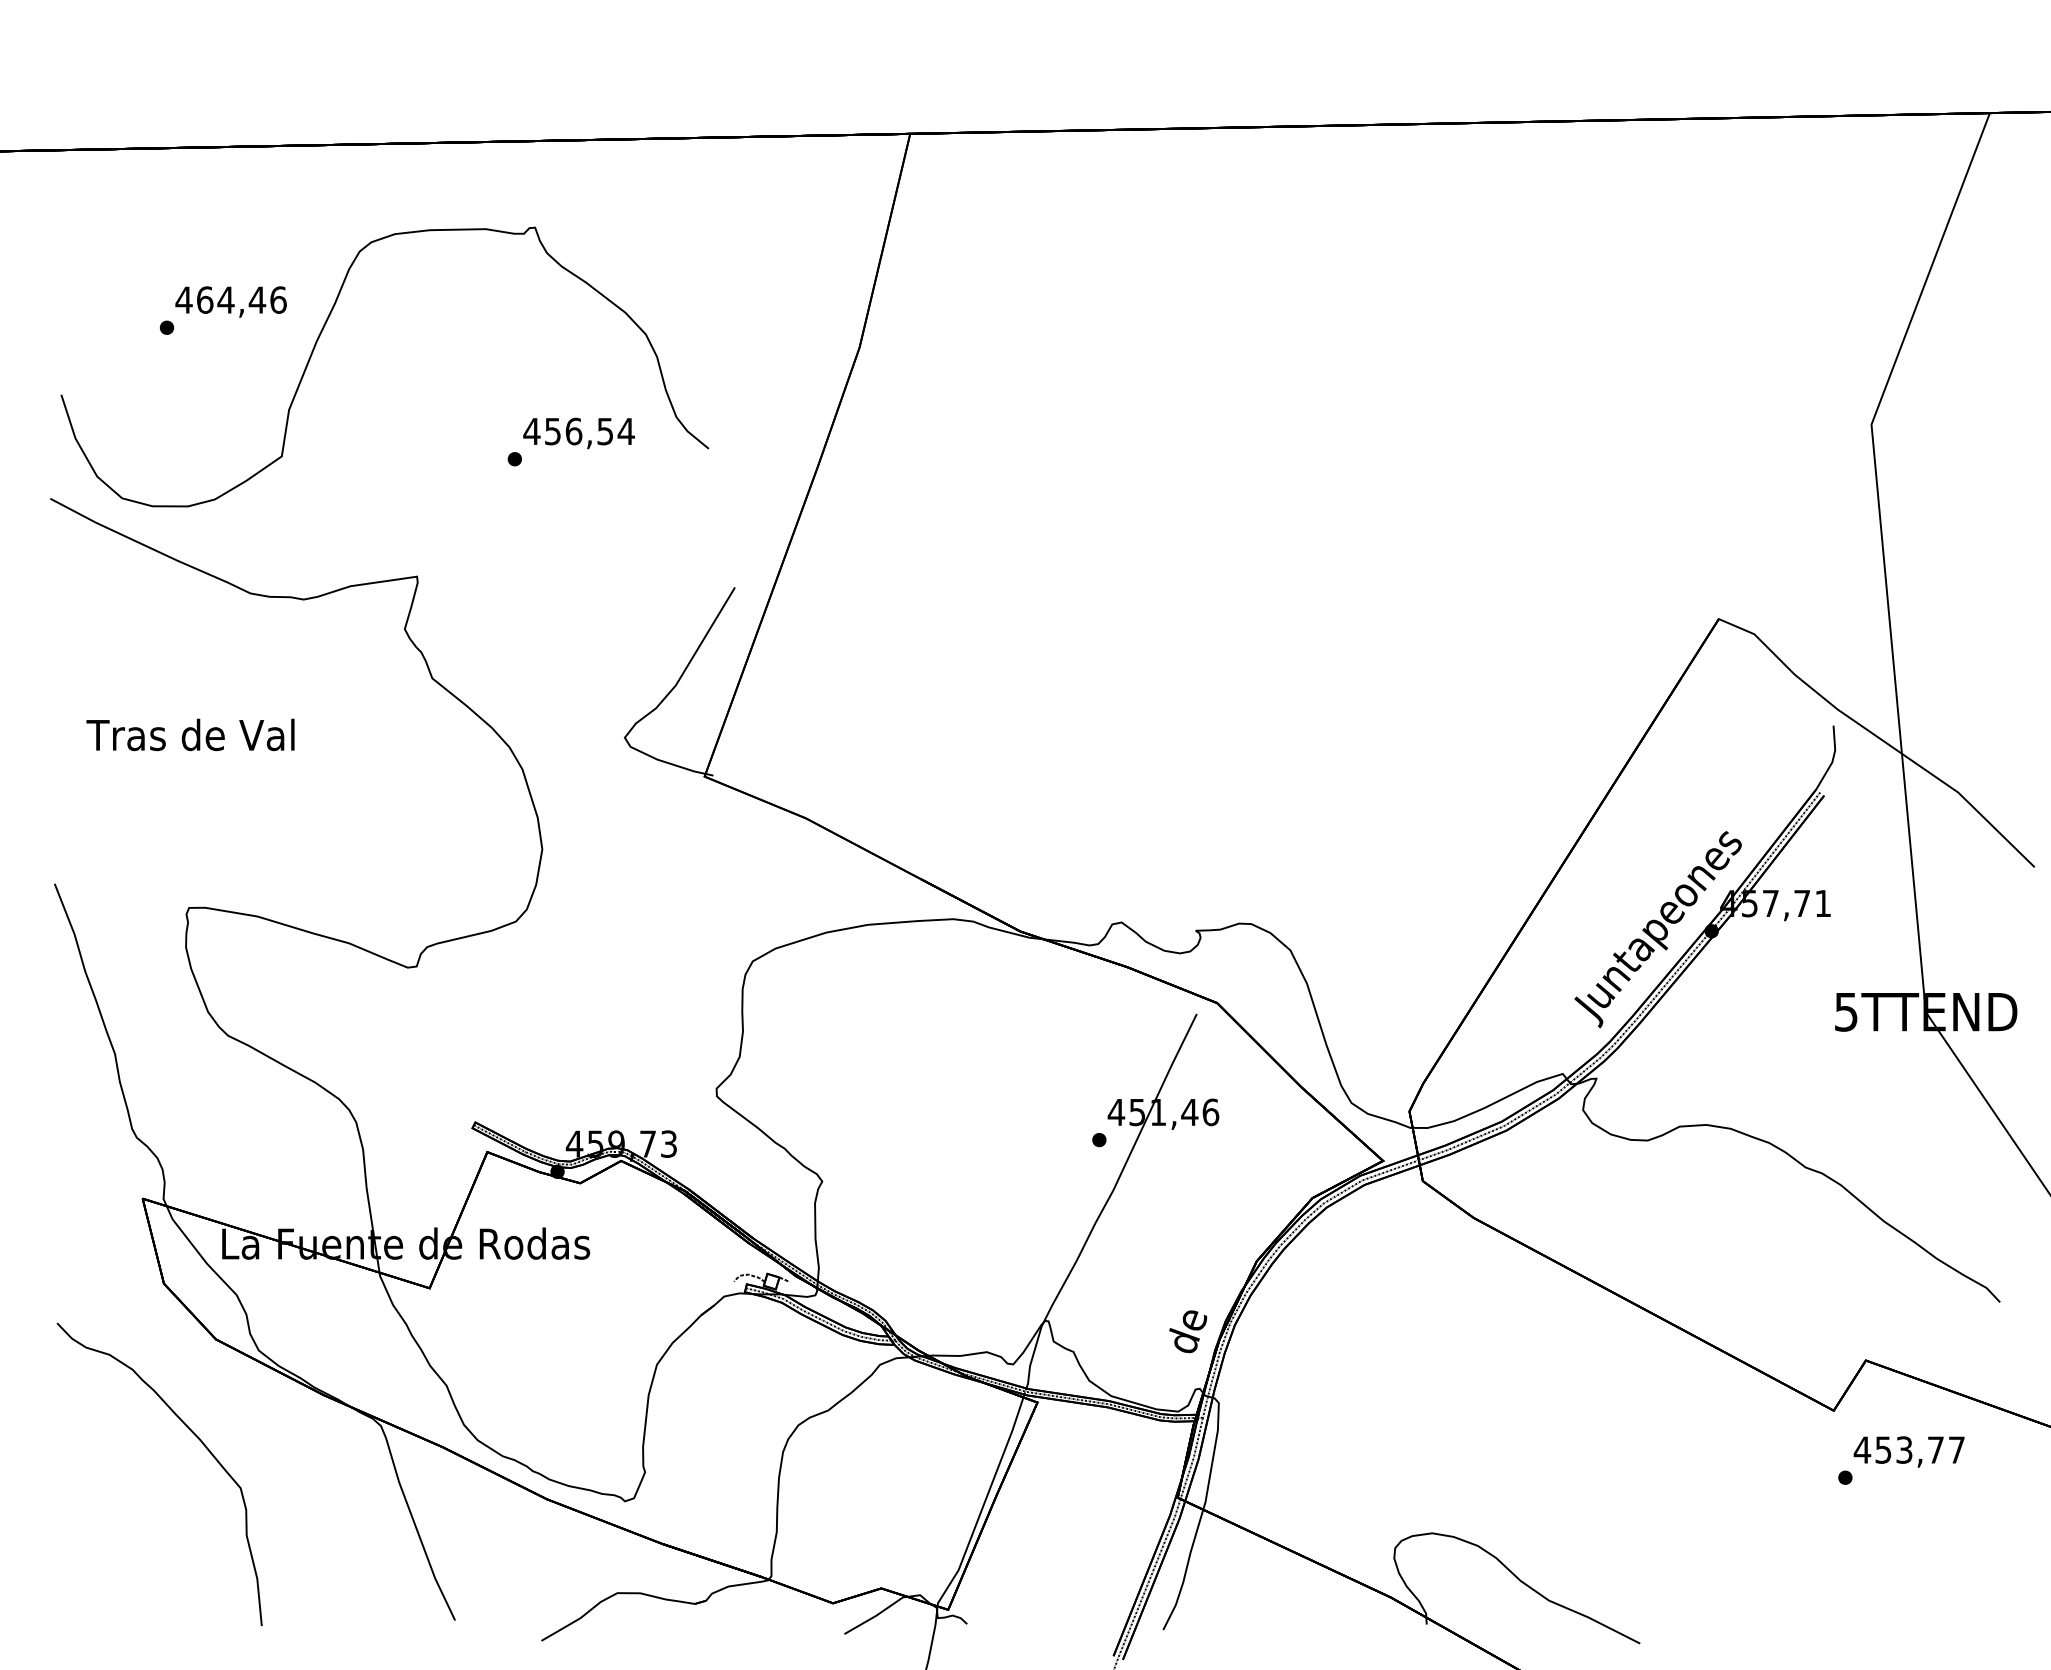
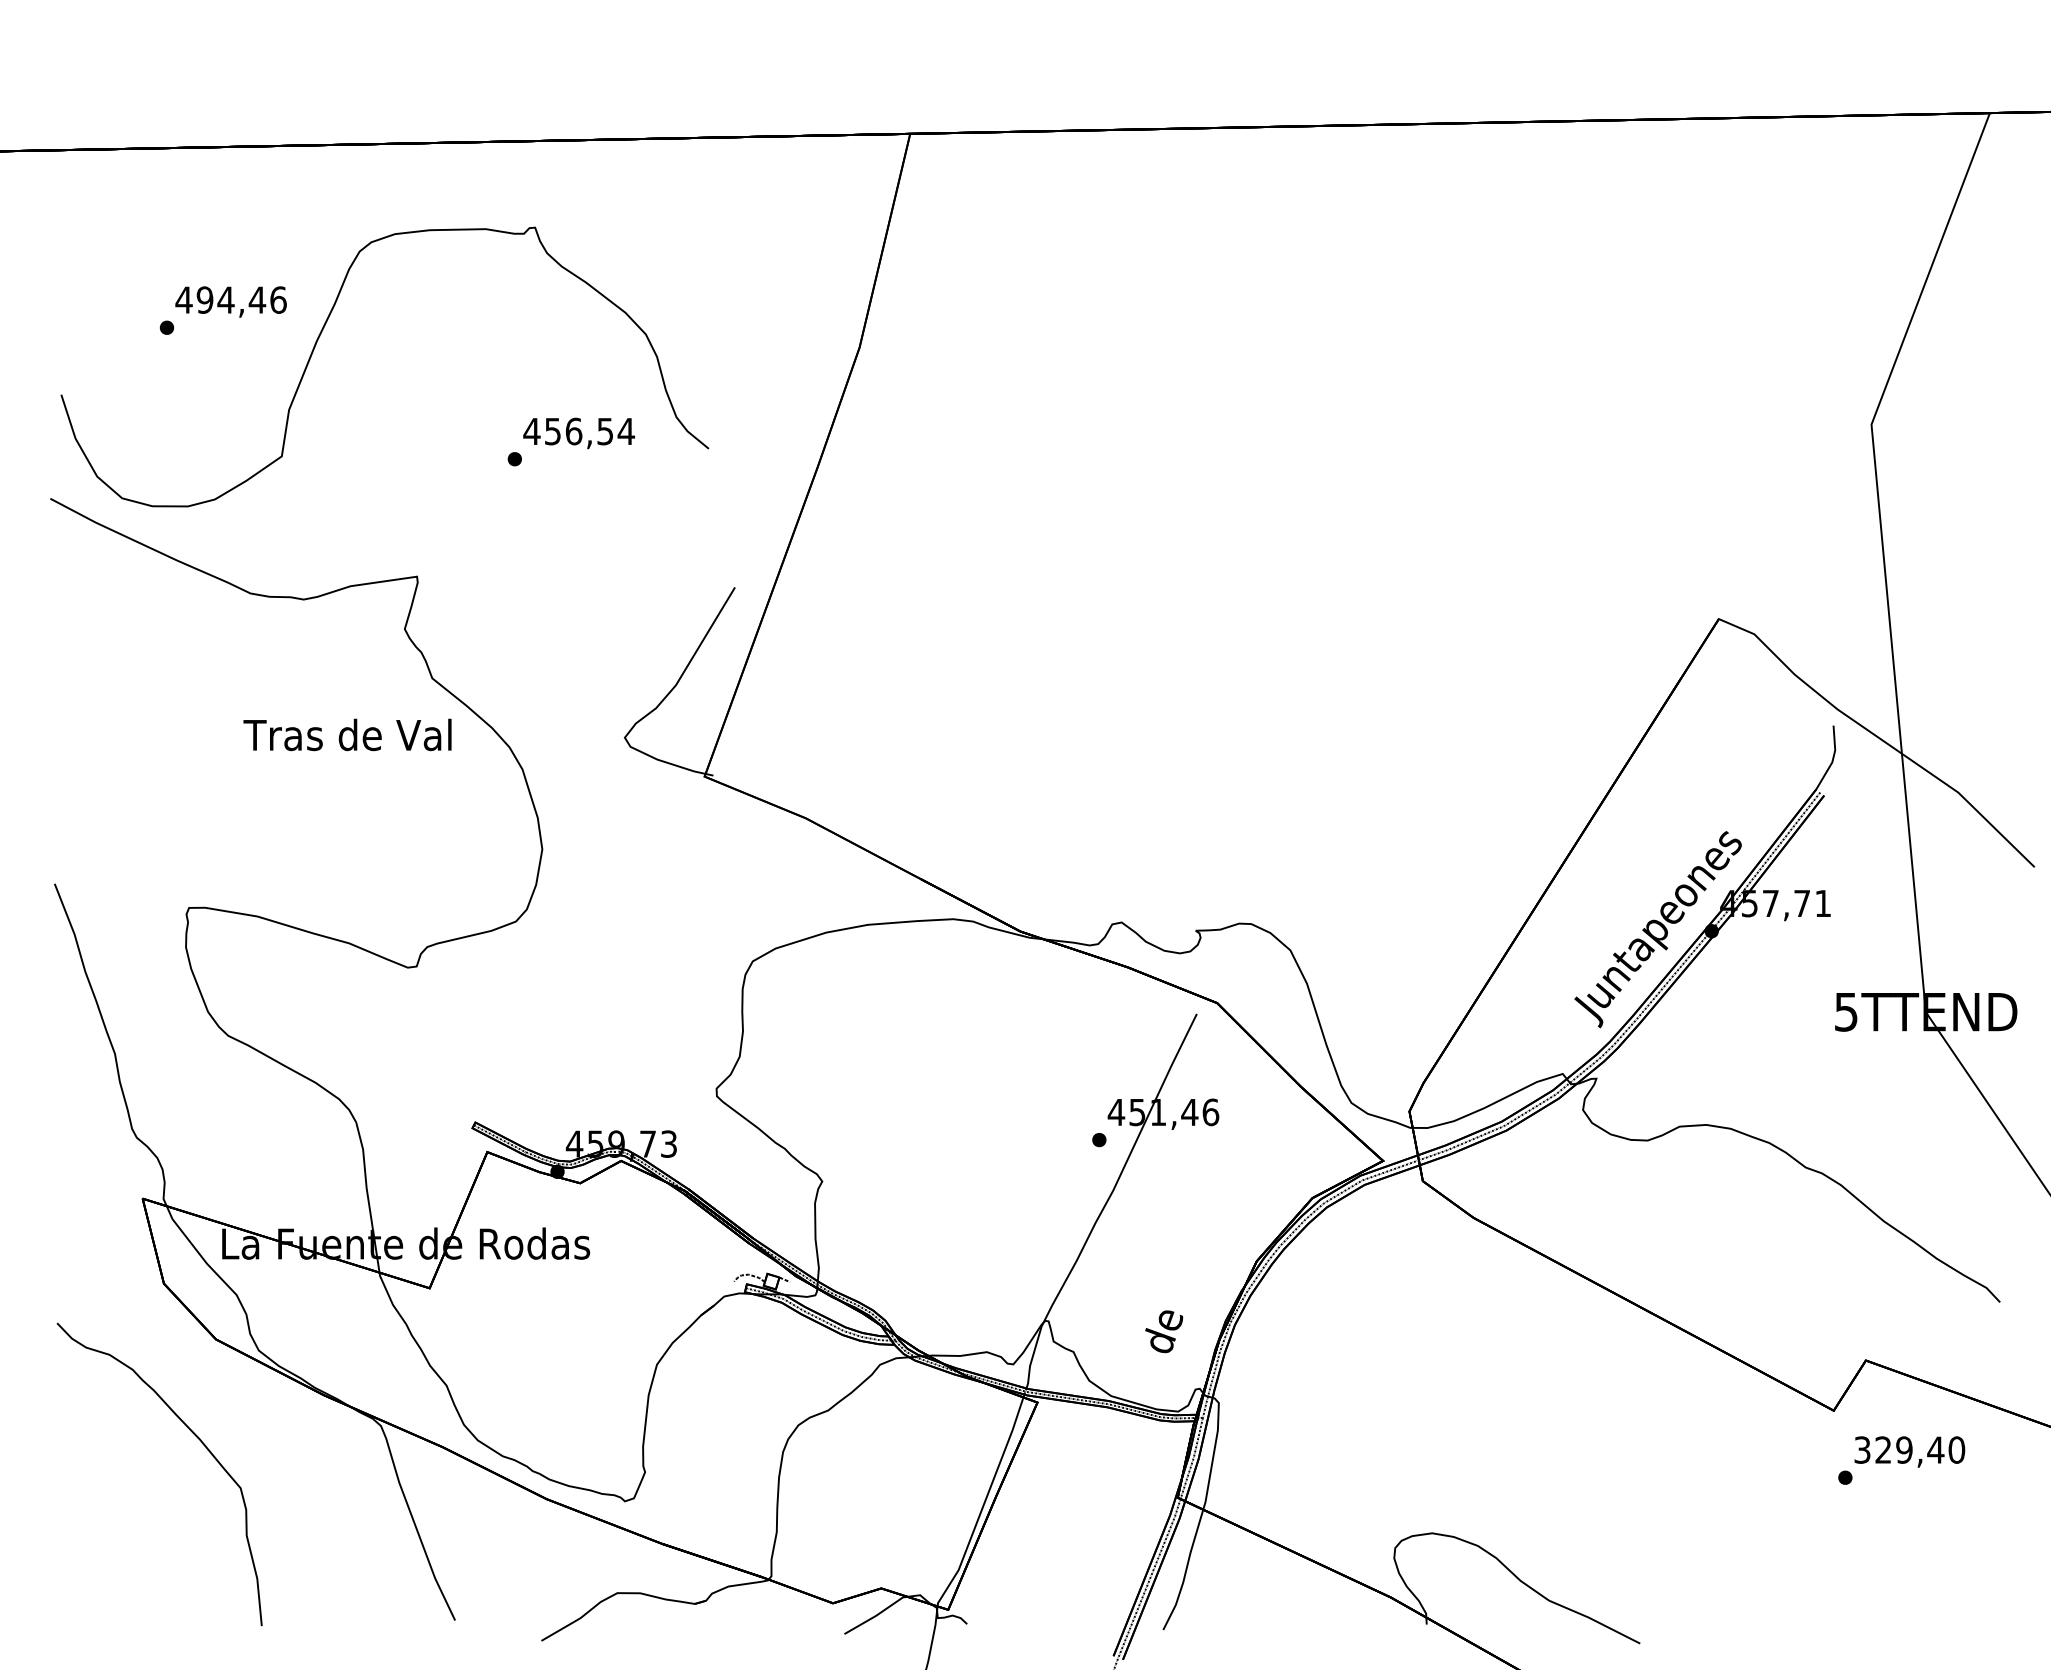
text: 464,46 -> 494,46 (204, 299)
text position: (190, 734) -> (347, 734) (347, 734)
text position: (1188, 1331) -> (1164, 1331) (1164, 1331)
text: 453,77 -> 329,40 (1909, 1449)
